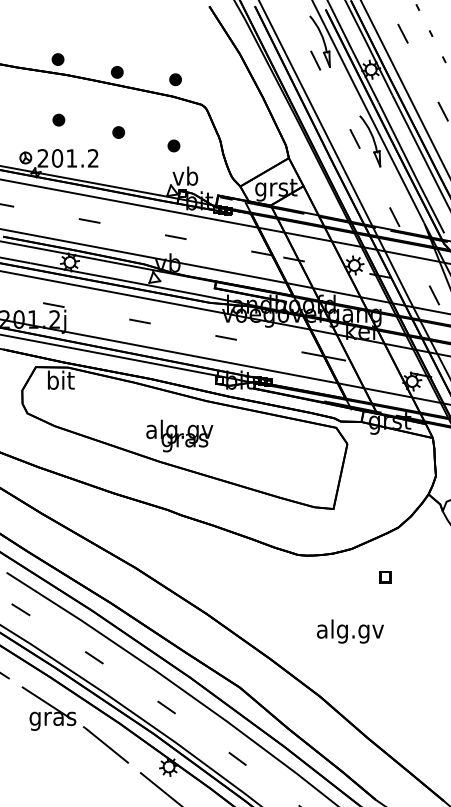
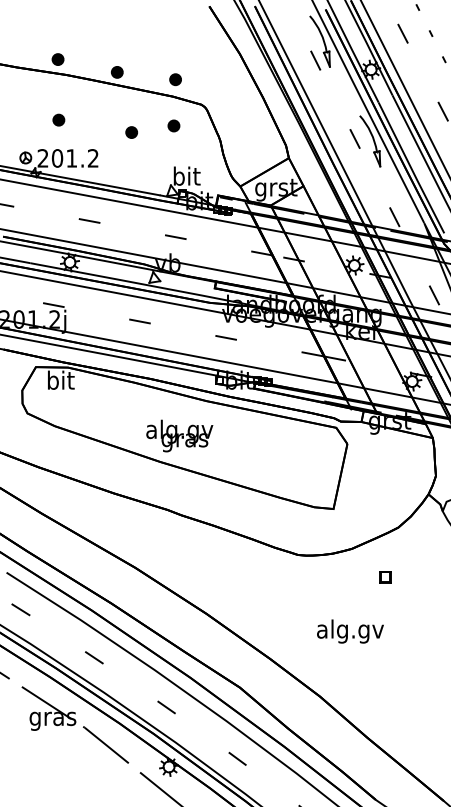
part position: (118, 132) -> (131, 132) (131, 132)
part position: (173, 145) -> (173, 125) (173, 125)
text: vb -> bit (186, 175)
